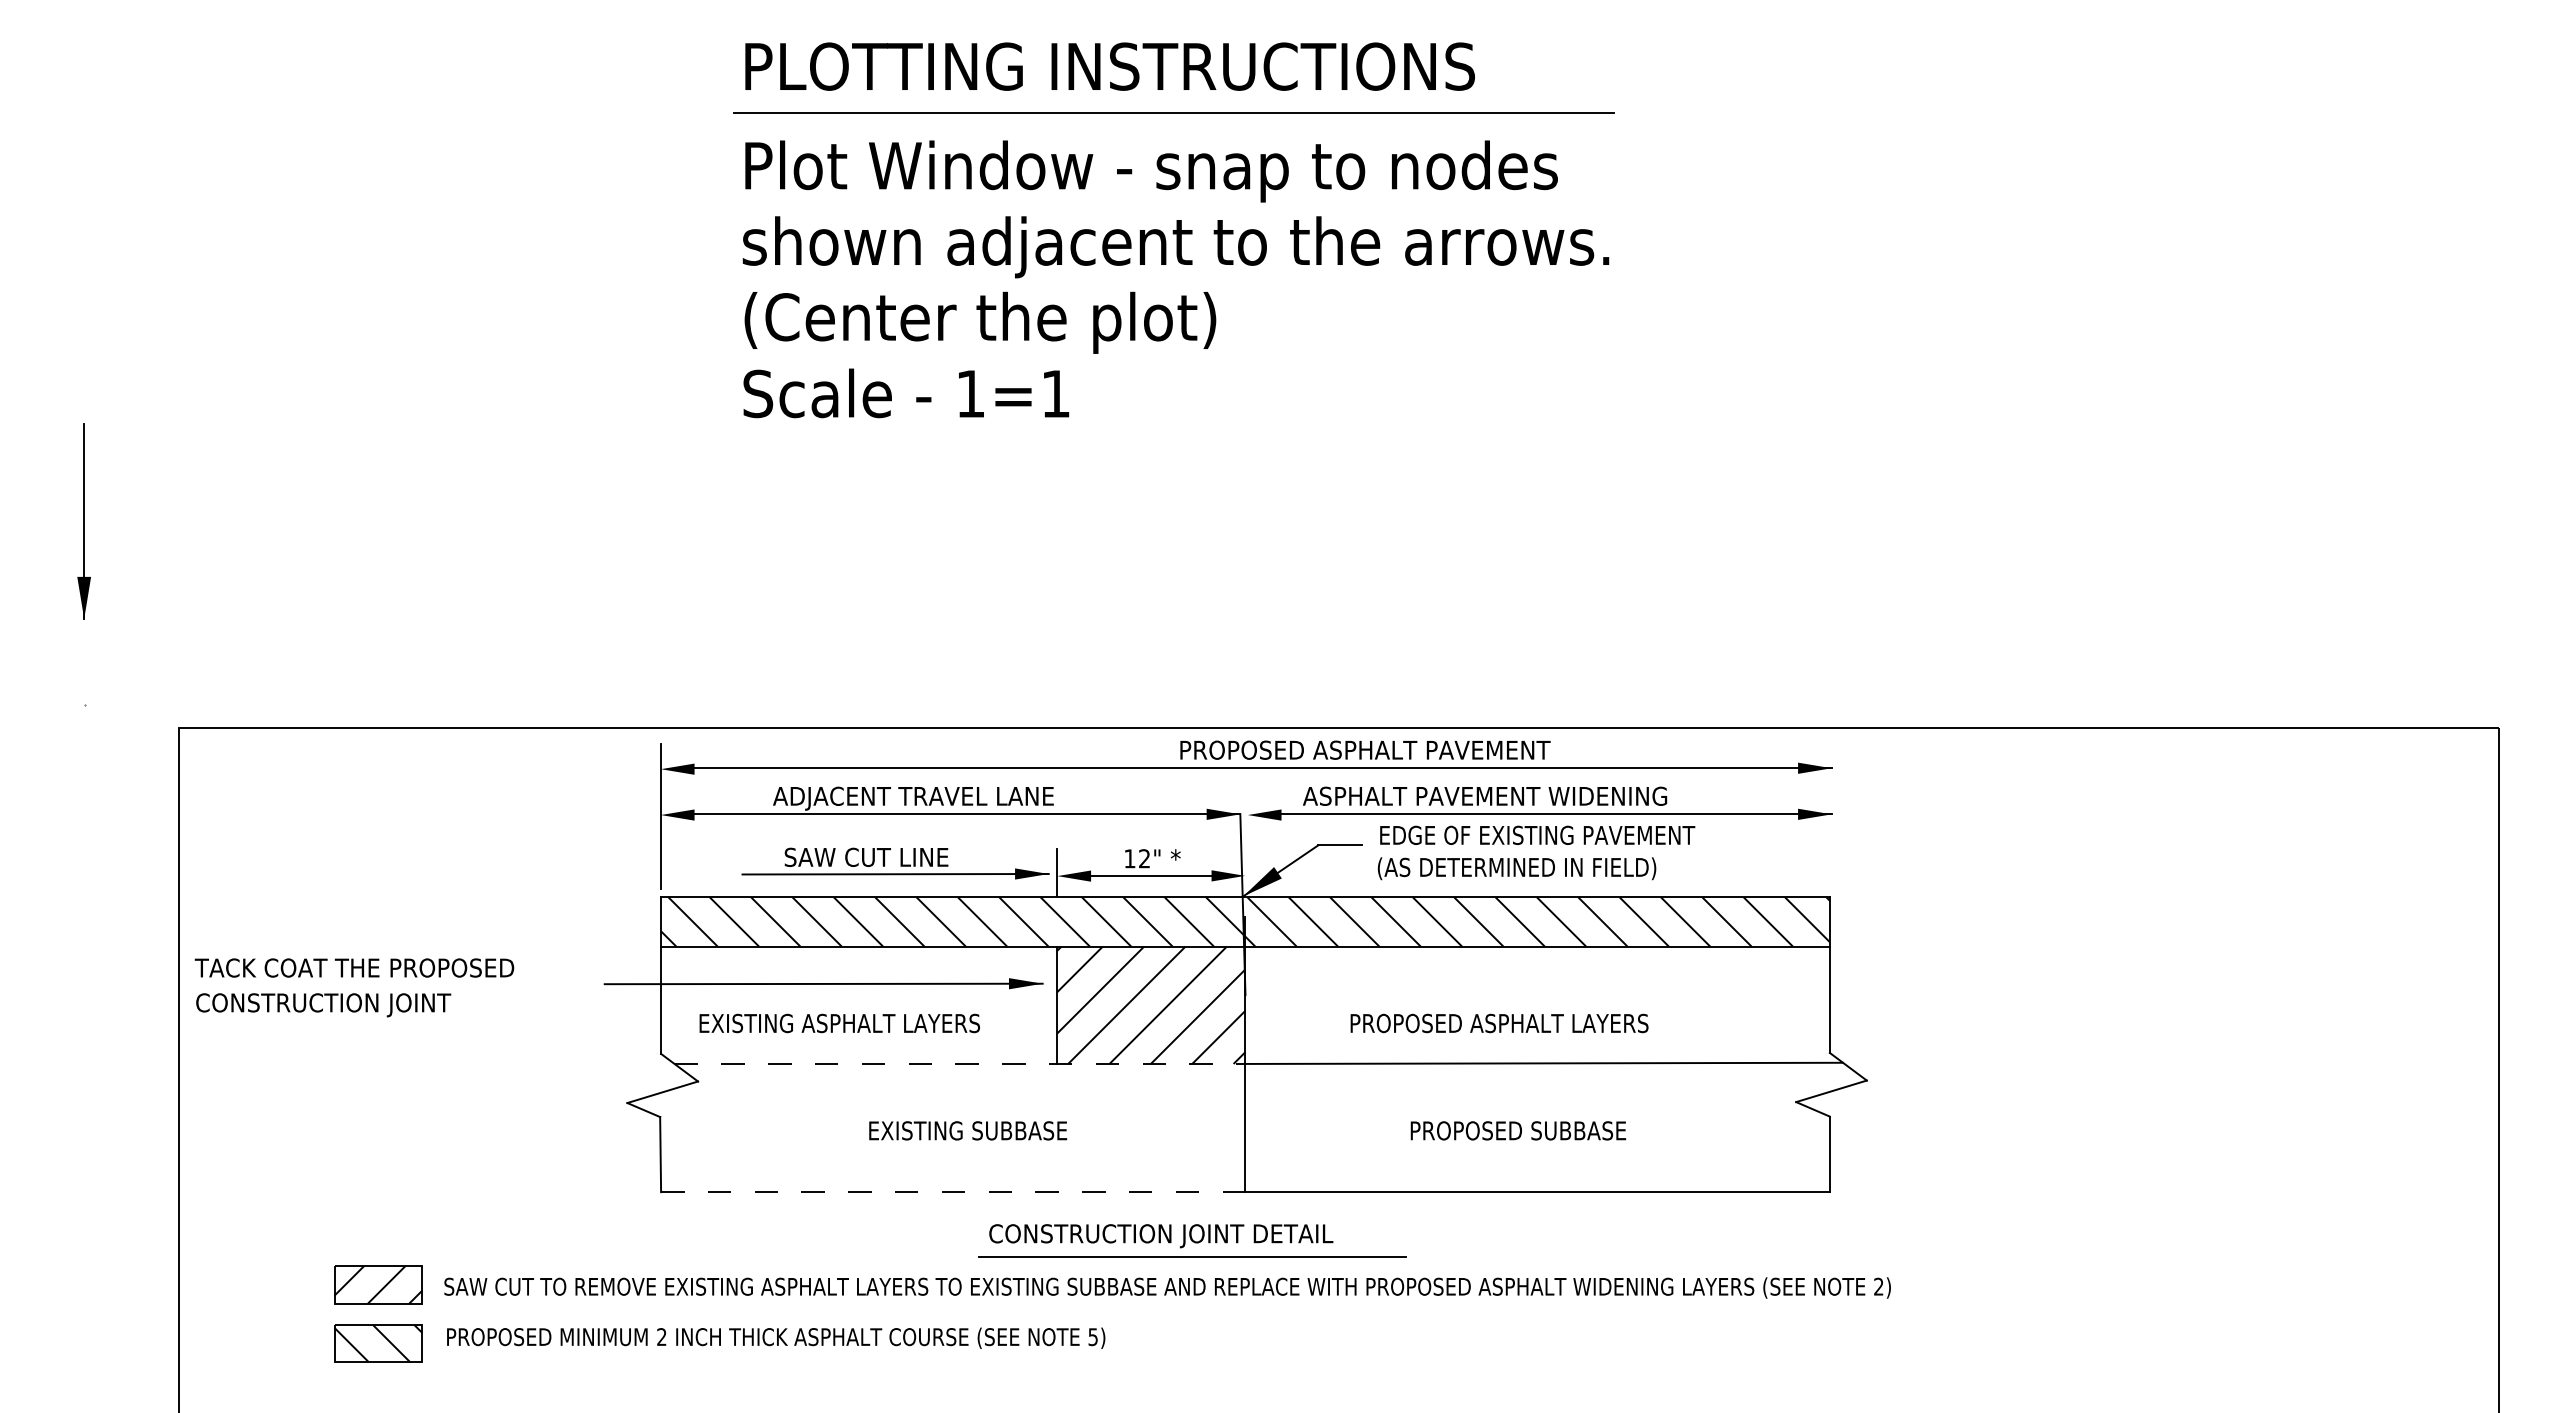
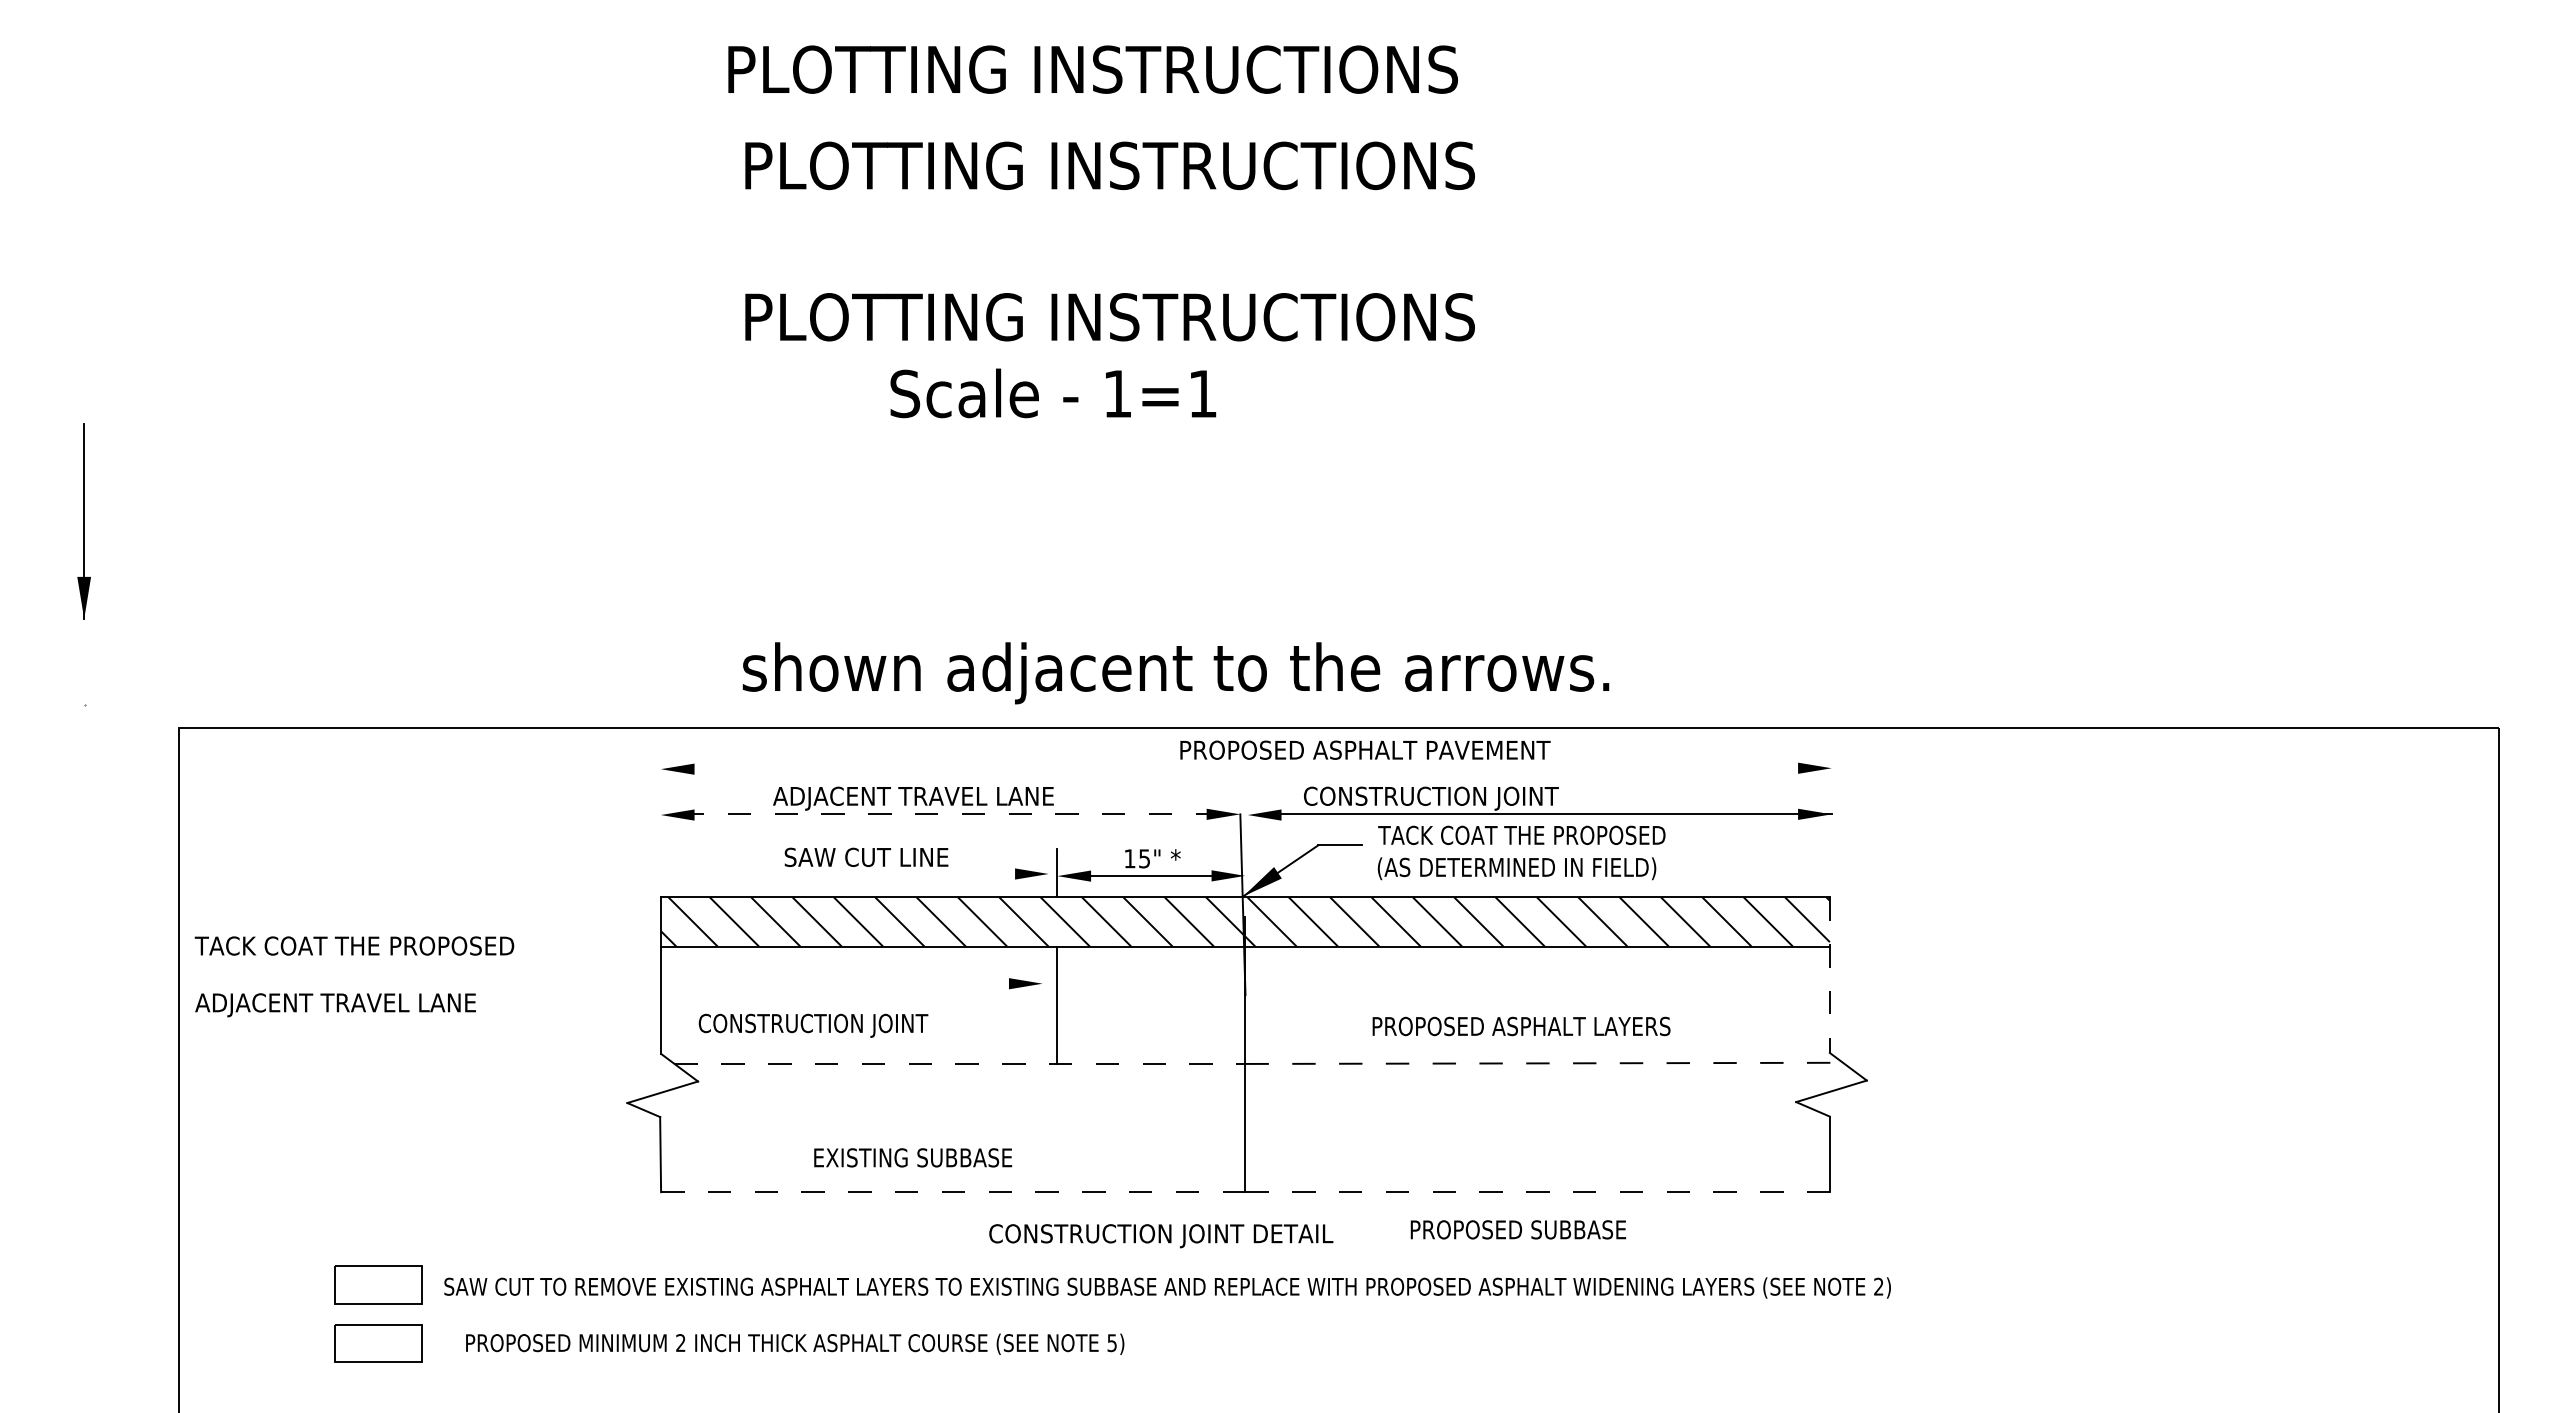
text position: (1109, 66) -> (1092, 69) (1092, 69)
line: present -> none (1173, 113)
text: Plot Window - snap to nodes -> PLOTTING INSTRUCTIONS (1168, 171)
text position: (1175, 247) -> (1175, 673) (1175, 673)
text: (Center the plot) -> PLOTTING INSTRUCTIONS (1109, 322)
text position: (906, 393) -> (1053, 393) (1053, 393)
line: present -> none (1259, 768)
text: ASPHALT PAVEMENT WIDENING -> CONSTRUCTION JOINT (1485, 798)
line: solid -> dashed (960, 814)
line: present -> none (661, 816)
text: EDGE OF EXISTING PAVEMENT -> TACK COAT THE PROPOSED (1536, 835)
text: 12" -> 15" (1144, 858)
line: present -> none (895, 874)
text position: (354, 967) -> (354, 945) (354, 945)
line: solid -> dashed (1829, 975)
line: present -> none (823, 983)
hatch: present -> none (1151, 1004)
text: CONSTRUCTION JOINT -> ADJACENT TRAVEL LANE (335, 1005)
text position: (1499, 1023) -> (1521, 1026) (1521, 1026)
text: EXISTING ASPHALT LAYERS -> CONSTRUCTION JOINT (839, 1025)
line: solid -> dashed (1544, 1063)
text position: (968, 1130) -> (913, 1157) (913, 1157)
text position: (1518, 1130) -> (1518, 1229) (1518, 1229)
line: solid -> dashed (1538, 1192)
line: present -> none (1191, 1257)
hatch: present -> none (378, 1284)
text position: (776, 1337) -> (795, 1343) (795, 1343)
hatch: present -> none (378, 1343)
